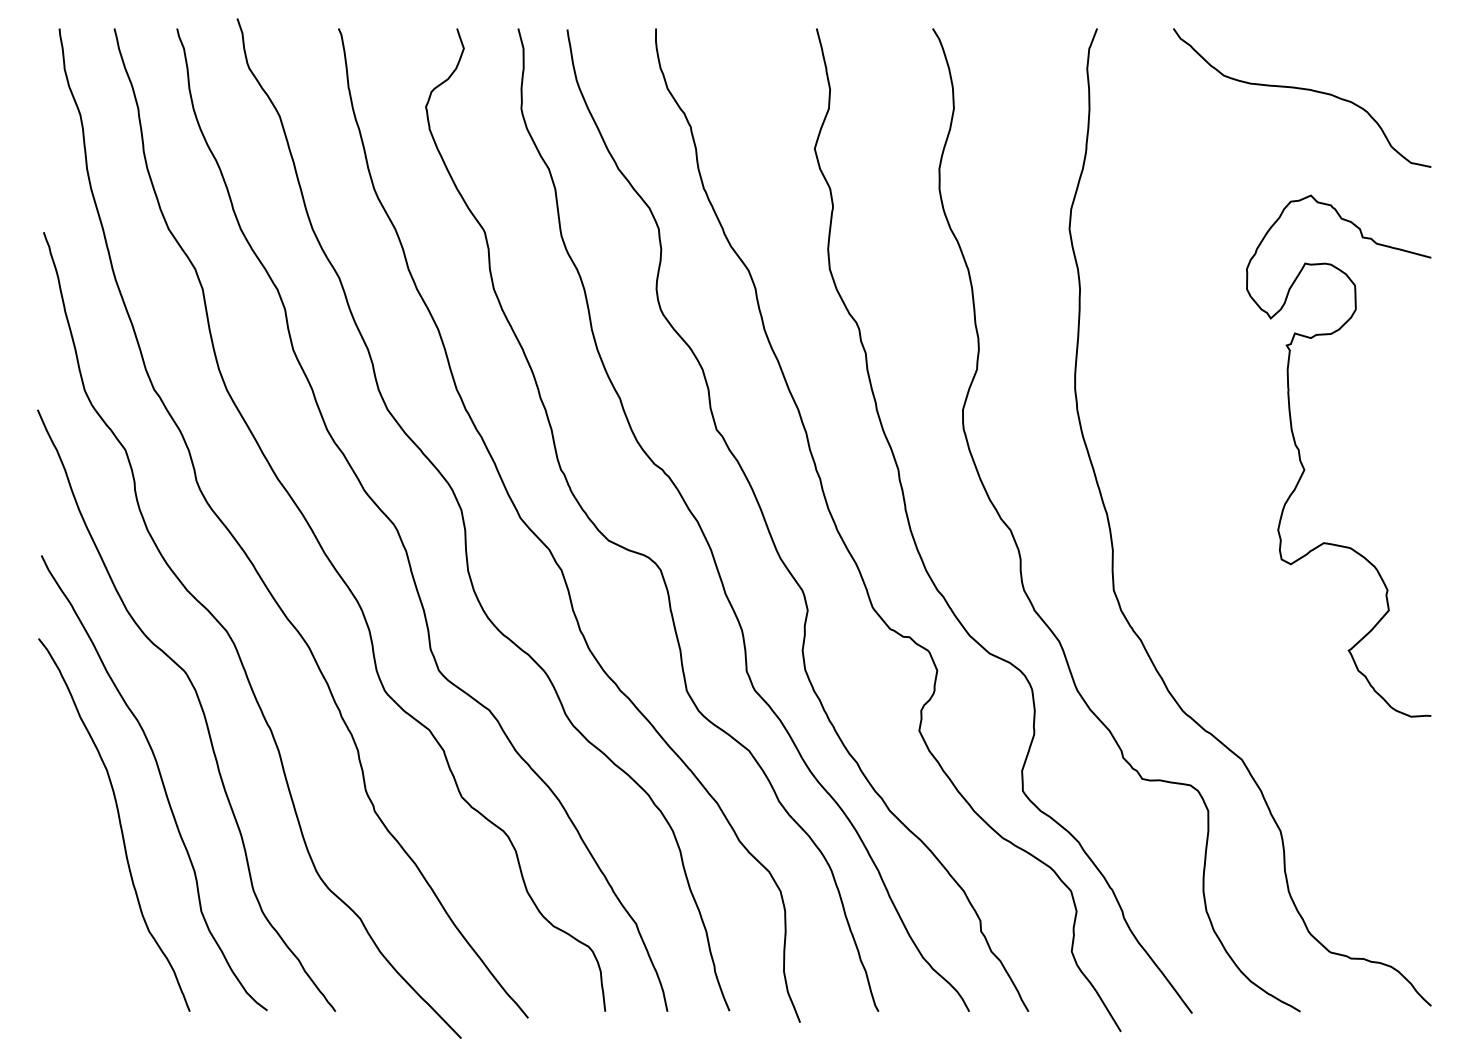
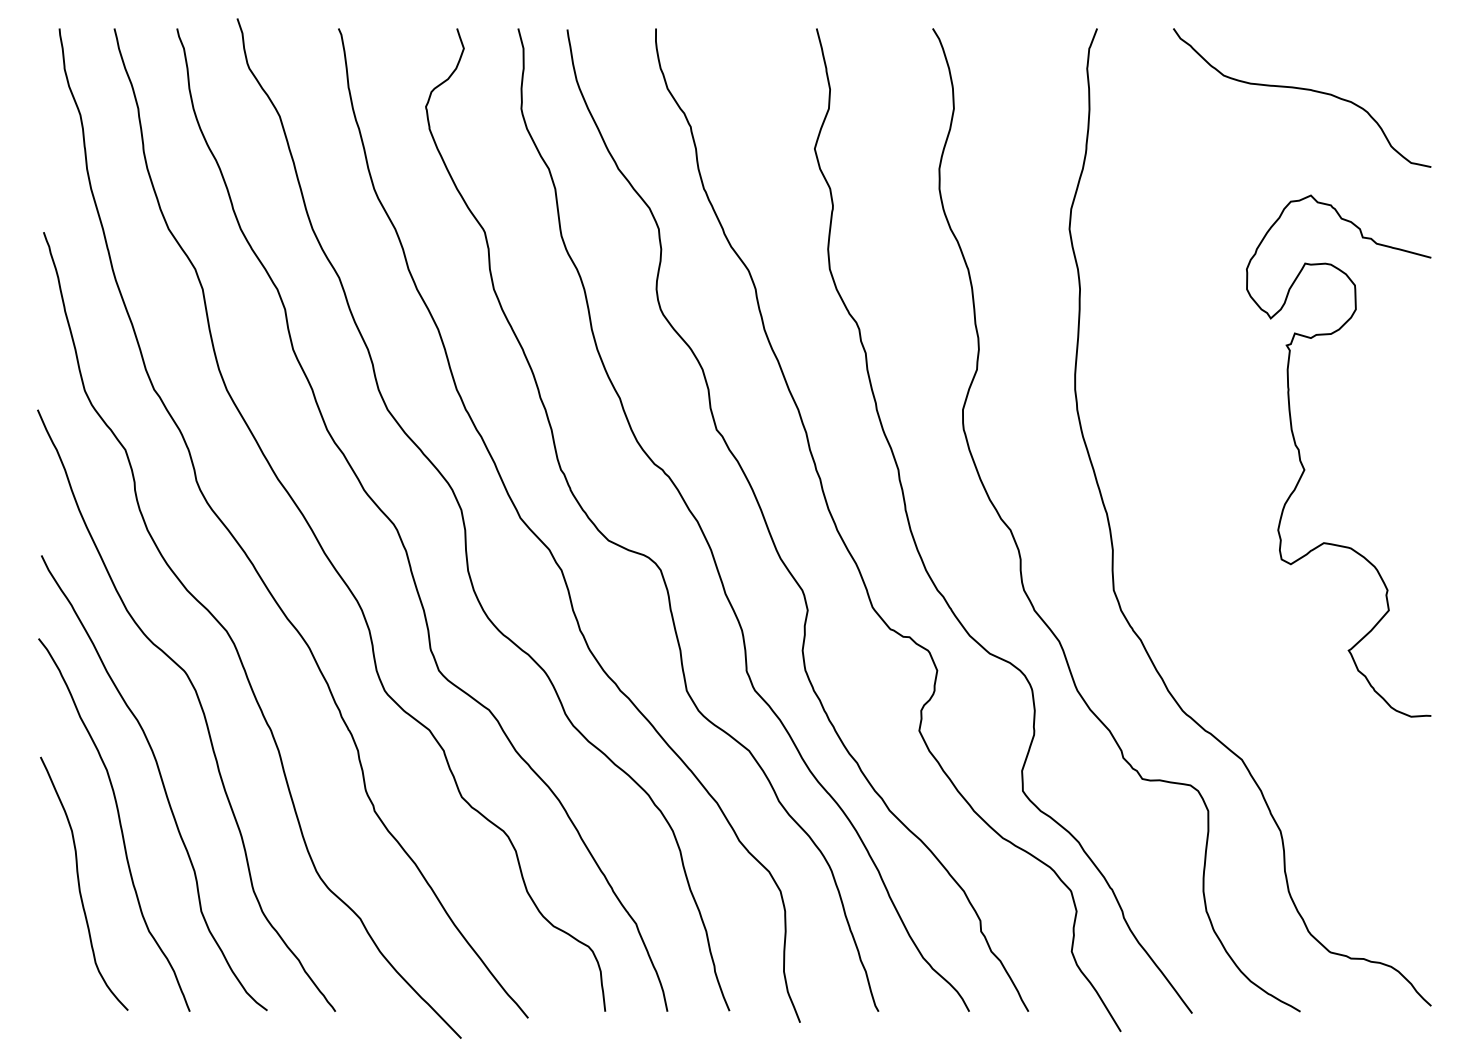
curve: none -> present (79, 883)
